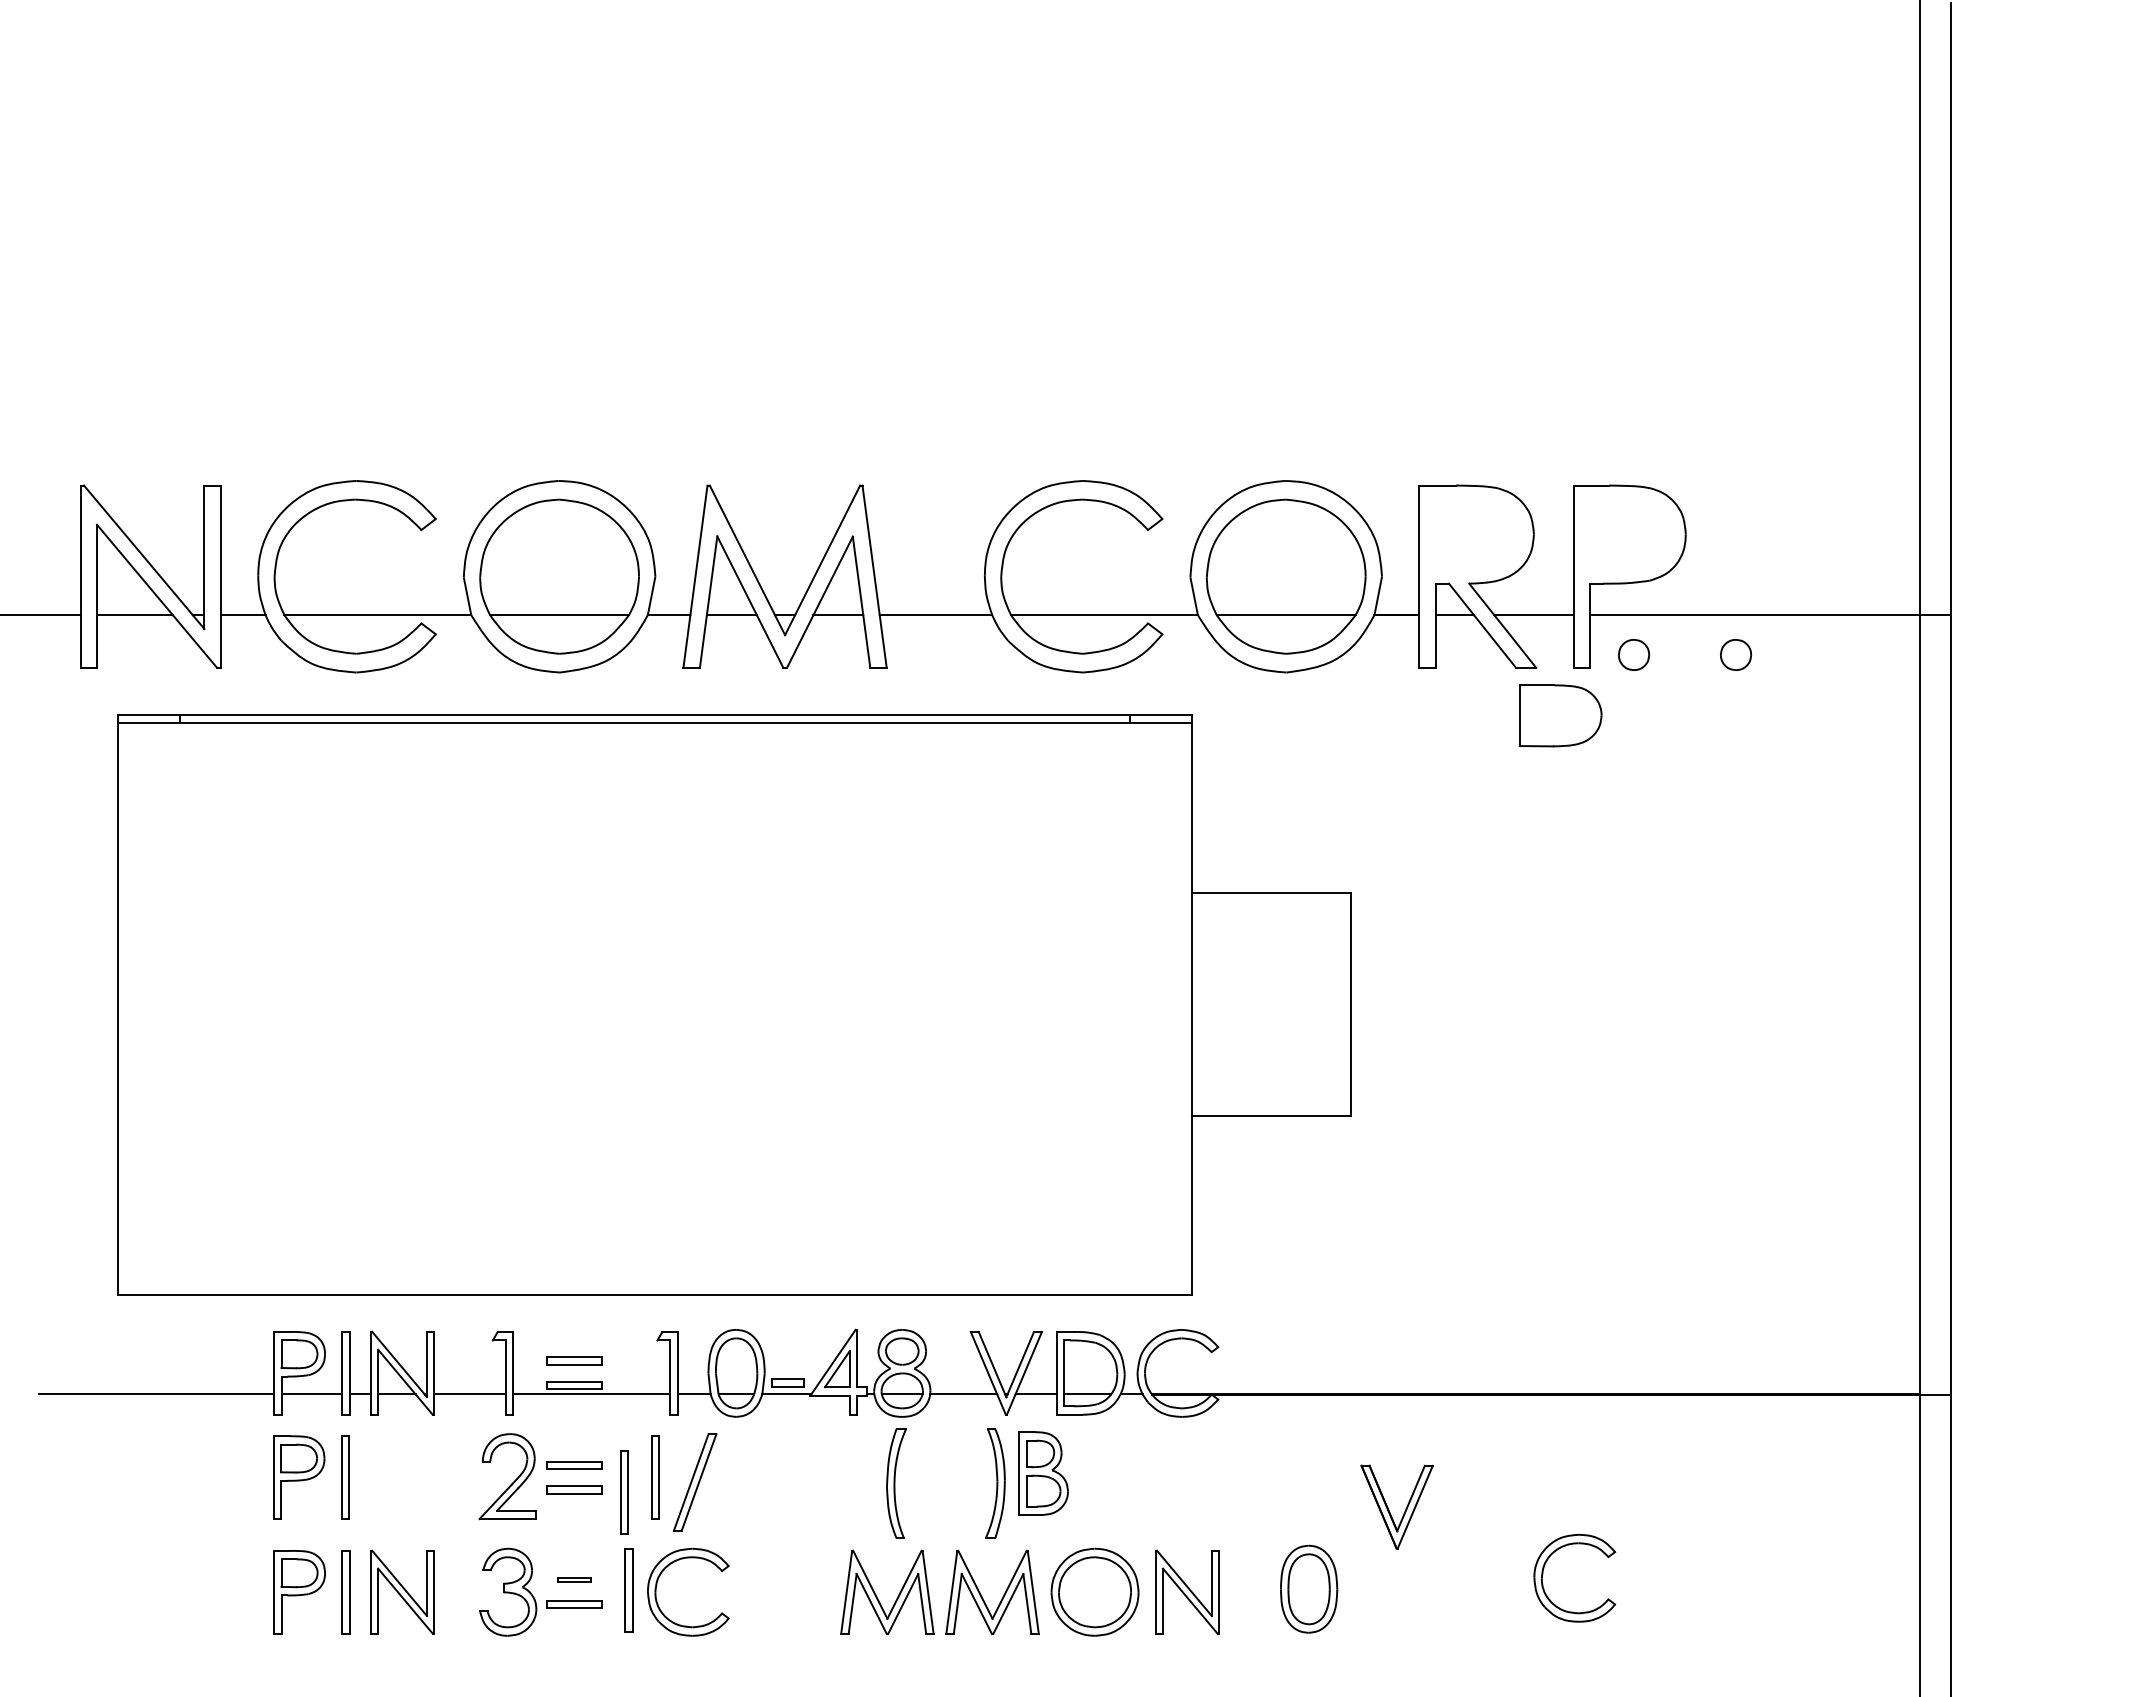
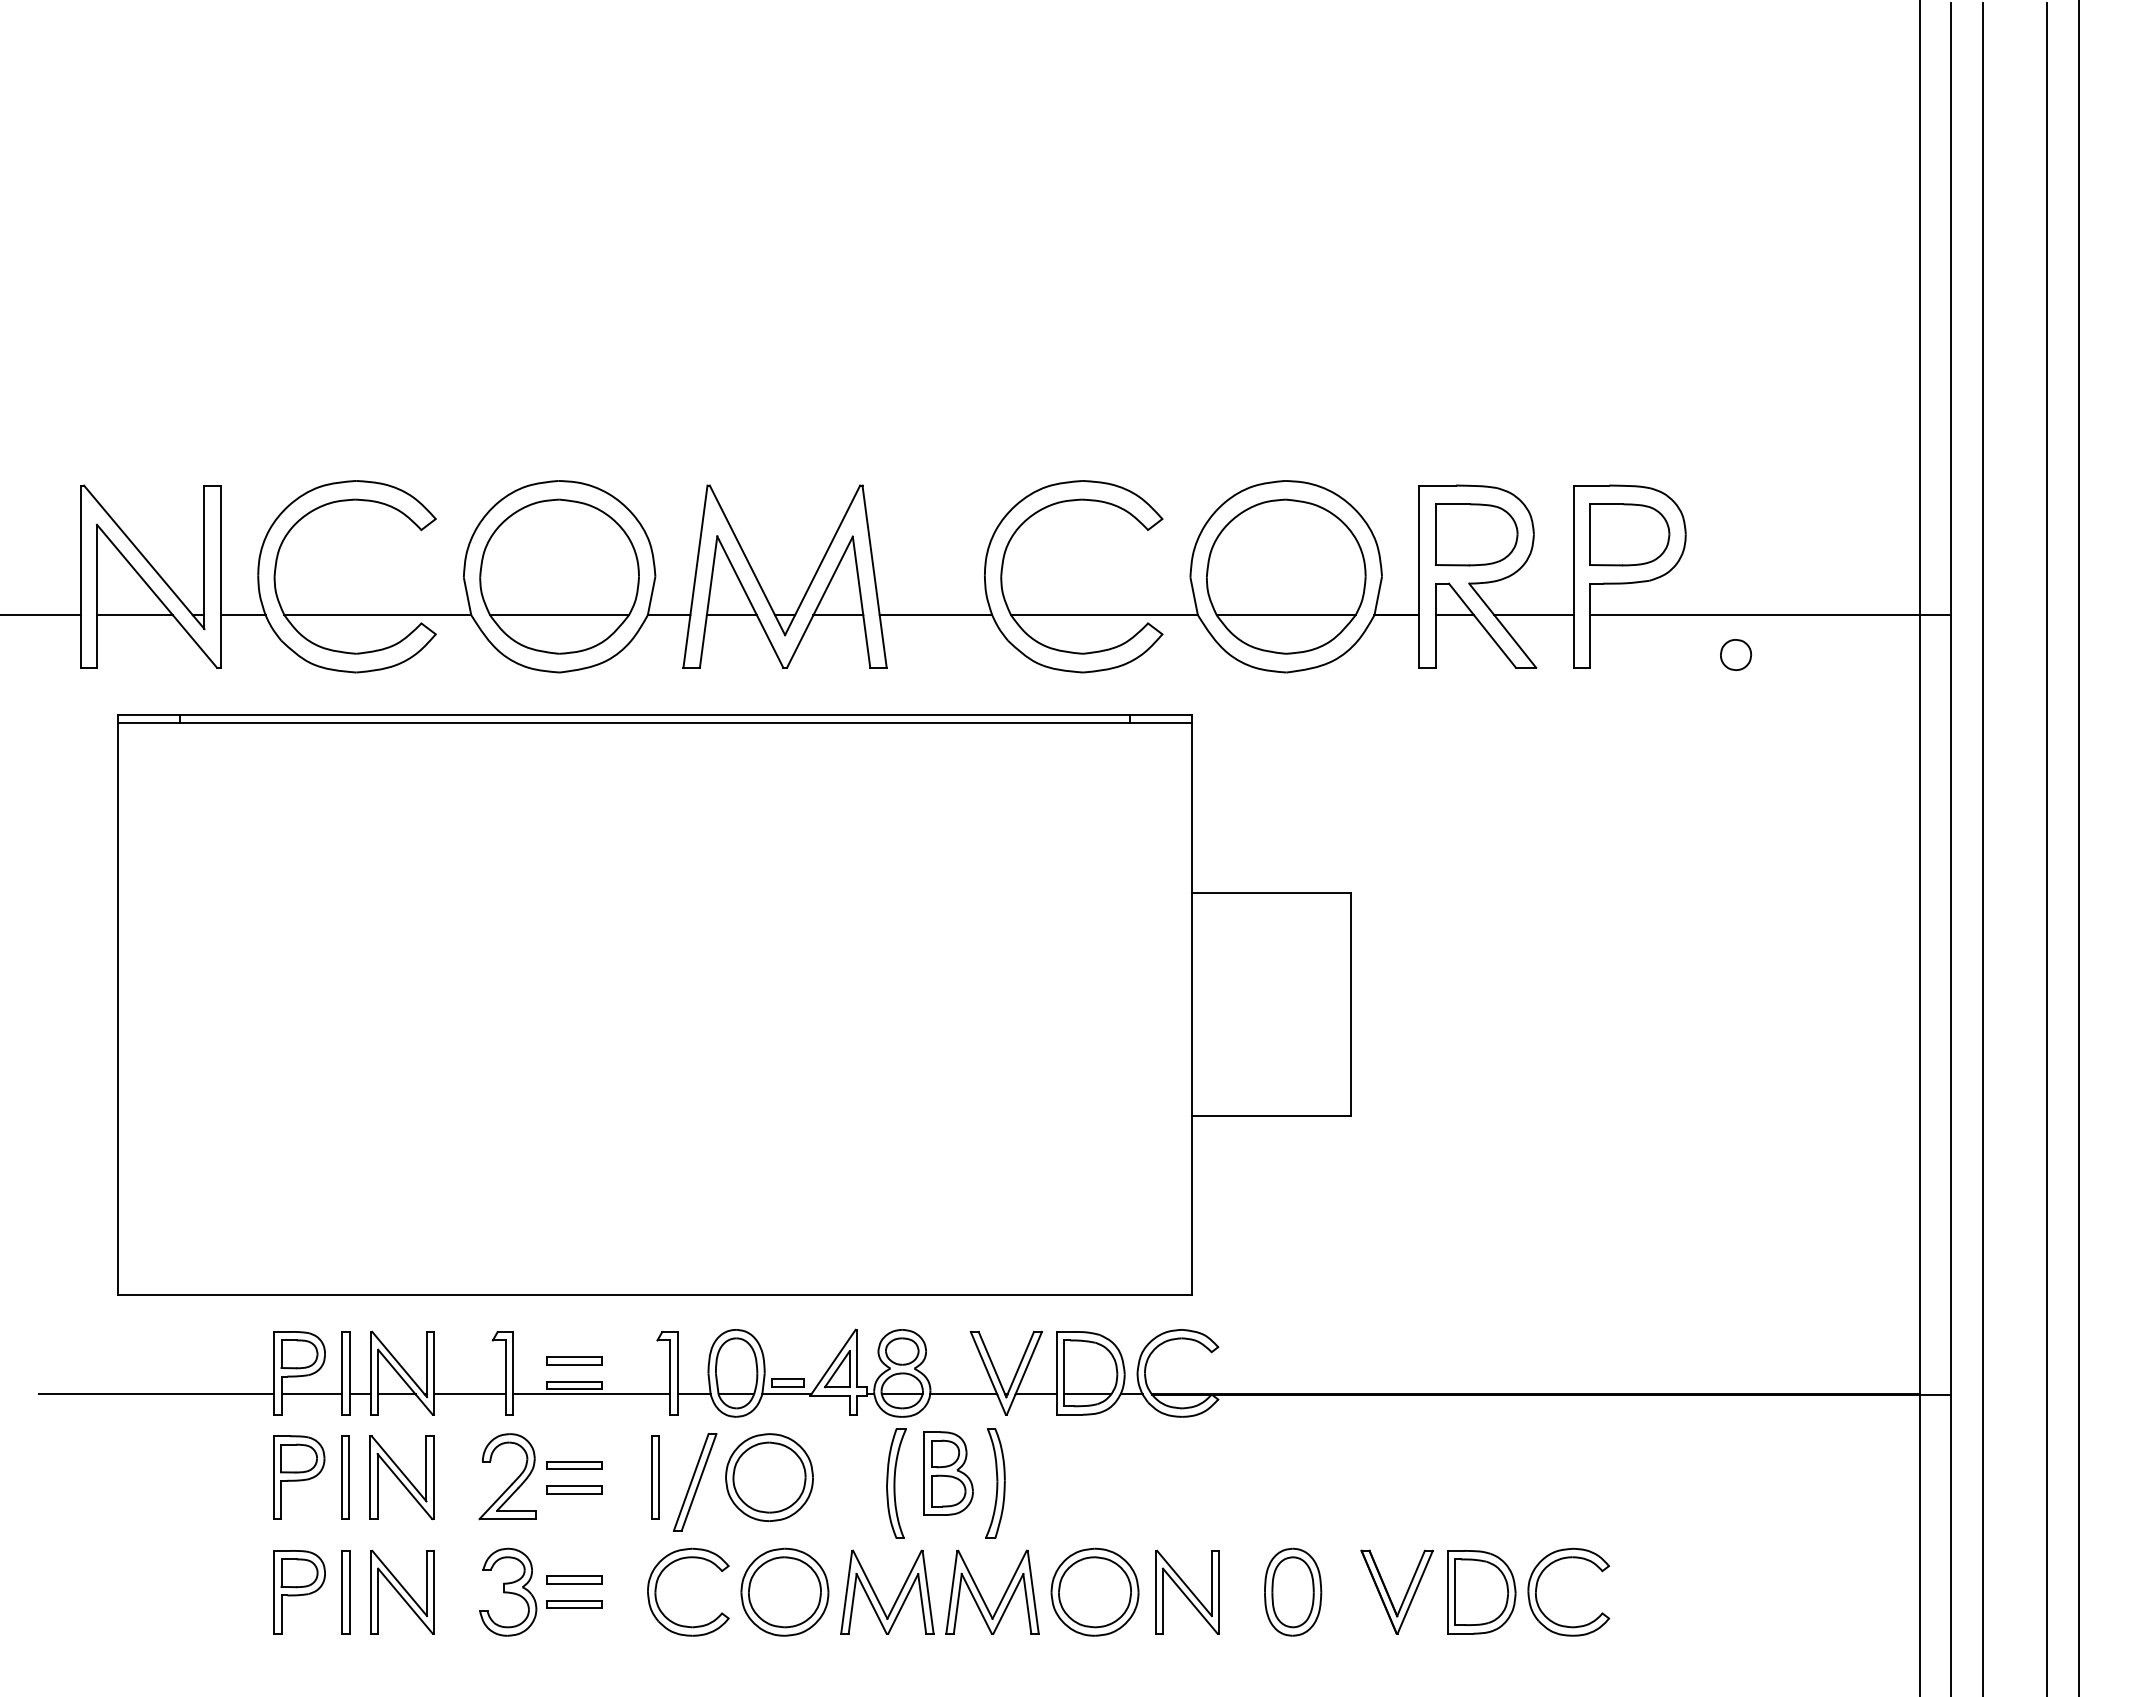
part: none -> present (1629, 534)
part: present -> none (1634, 654)
part position: (1560, 715) -> (1476, 534) (1476, 534)
line: none -> present (1983, 847)
line: none -> present (2046, 847)
line: none -> present (2078, 847)
part position: (1043, 1473) -> (948, 1473) (948, 1473)
part: none -> present (401, 1477)
part: none -> present (769, 1477)
part: present -> none (624, 1492)
part position: (1389, 1509) -> (1389, 1594) (1389, 1594)
part position: (1543, 1574) -> (1537, 1588) (1537, 1588)
part size: 35x6 px -> 57x10 px (574, 1579)
part position: (1309, 1588) -> (1293, 1591) (1293, 1591)
part: present -> none (628, 1590)
part: none -> present (784, 1591)
part: none -> present (1481, 1592)
